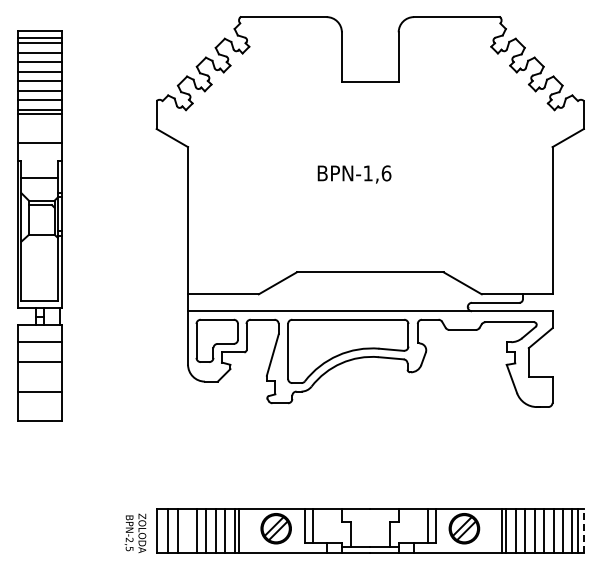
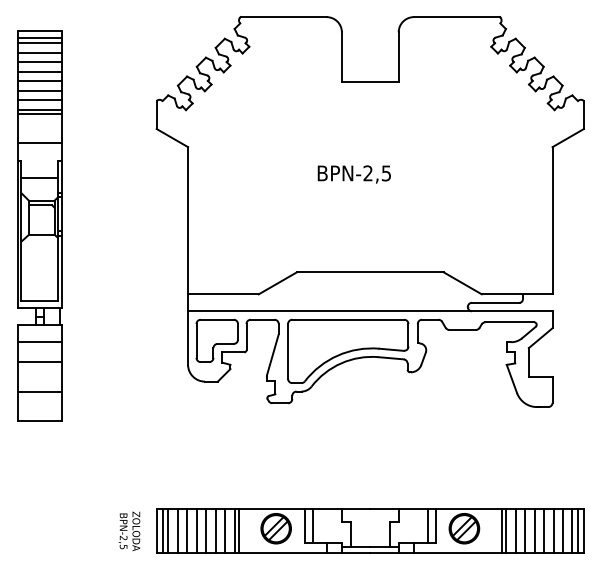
text: BPN-1,6 -> BPN-2,5 (377, 173)
line: none -> present (162, 530)
line: none -> present (187, 530)
line: dashed -> solid (583, 530)
text position: (135, 533) -> (129, 531) (129, 531)
